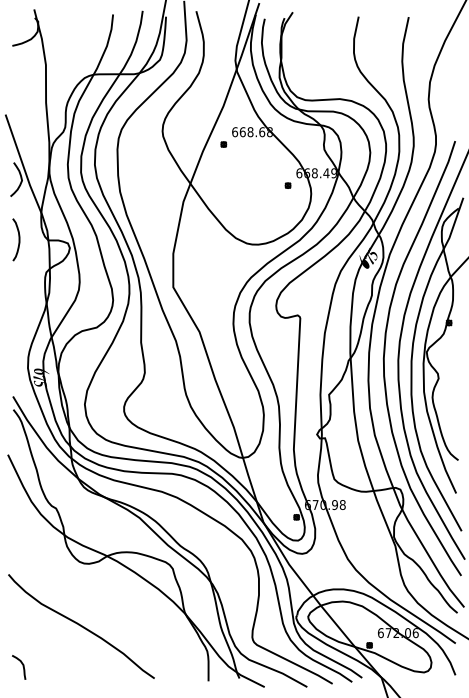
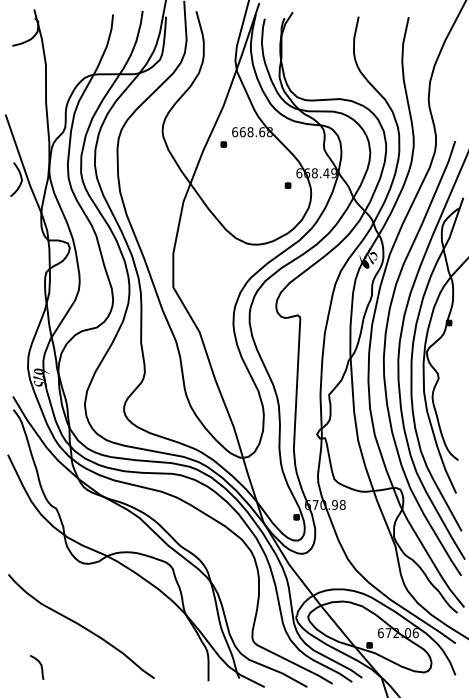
curve: present -> none (18, 239)
curve position: (22, 666) -> (40, 666) (40, 666)
